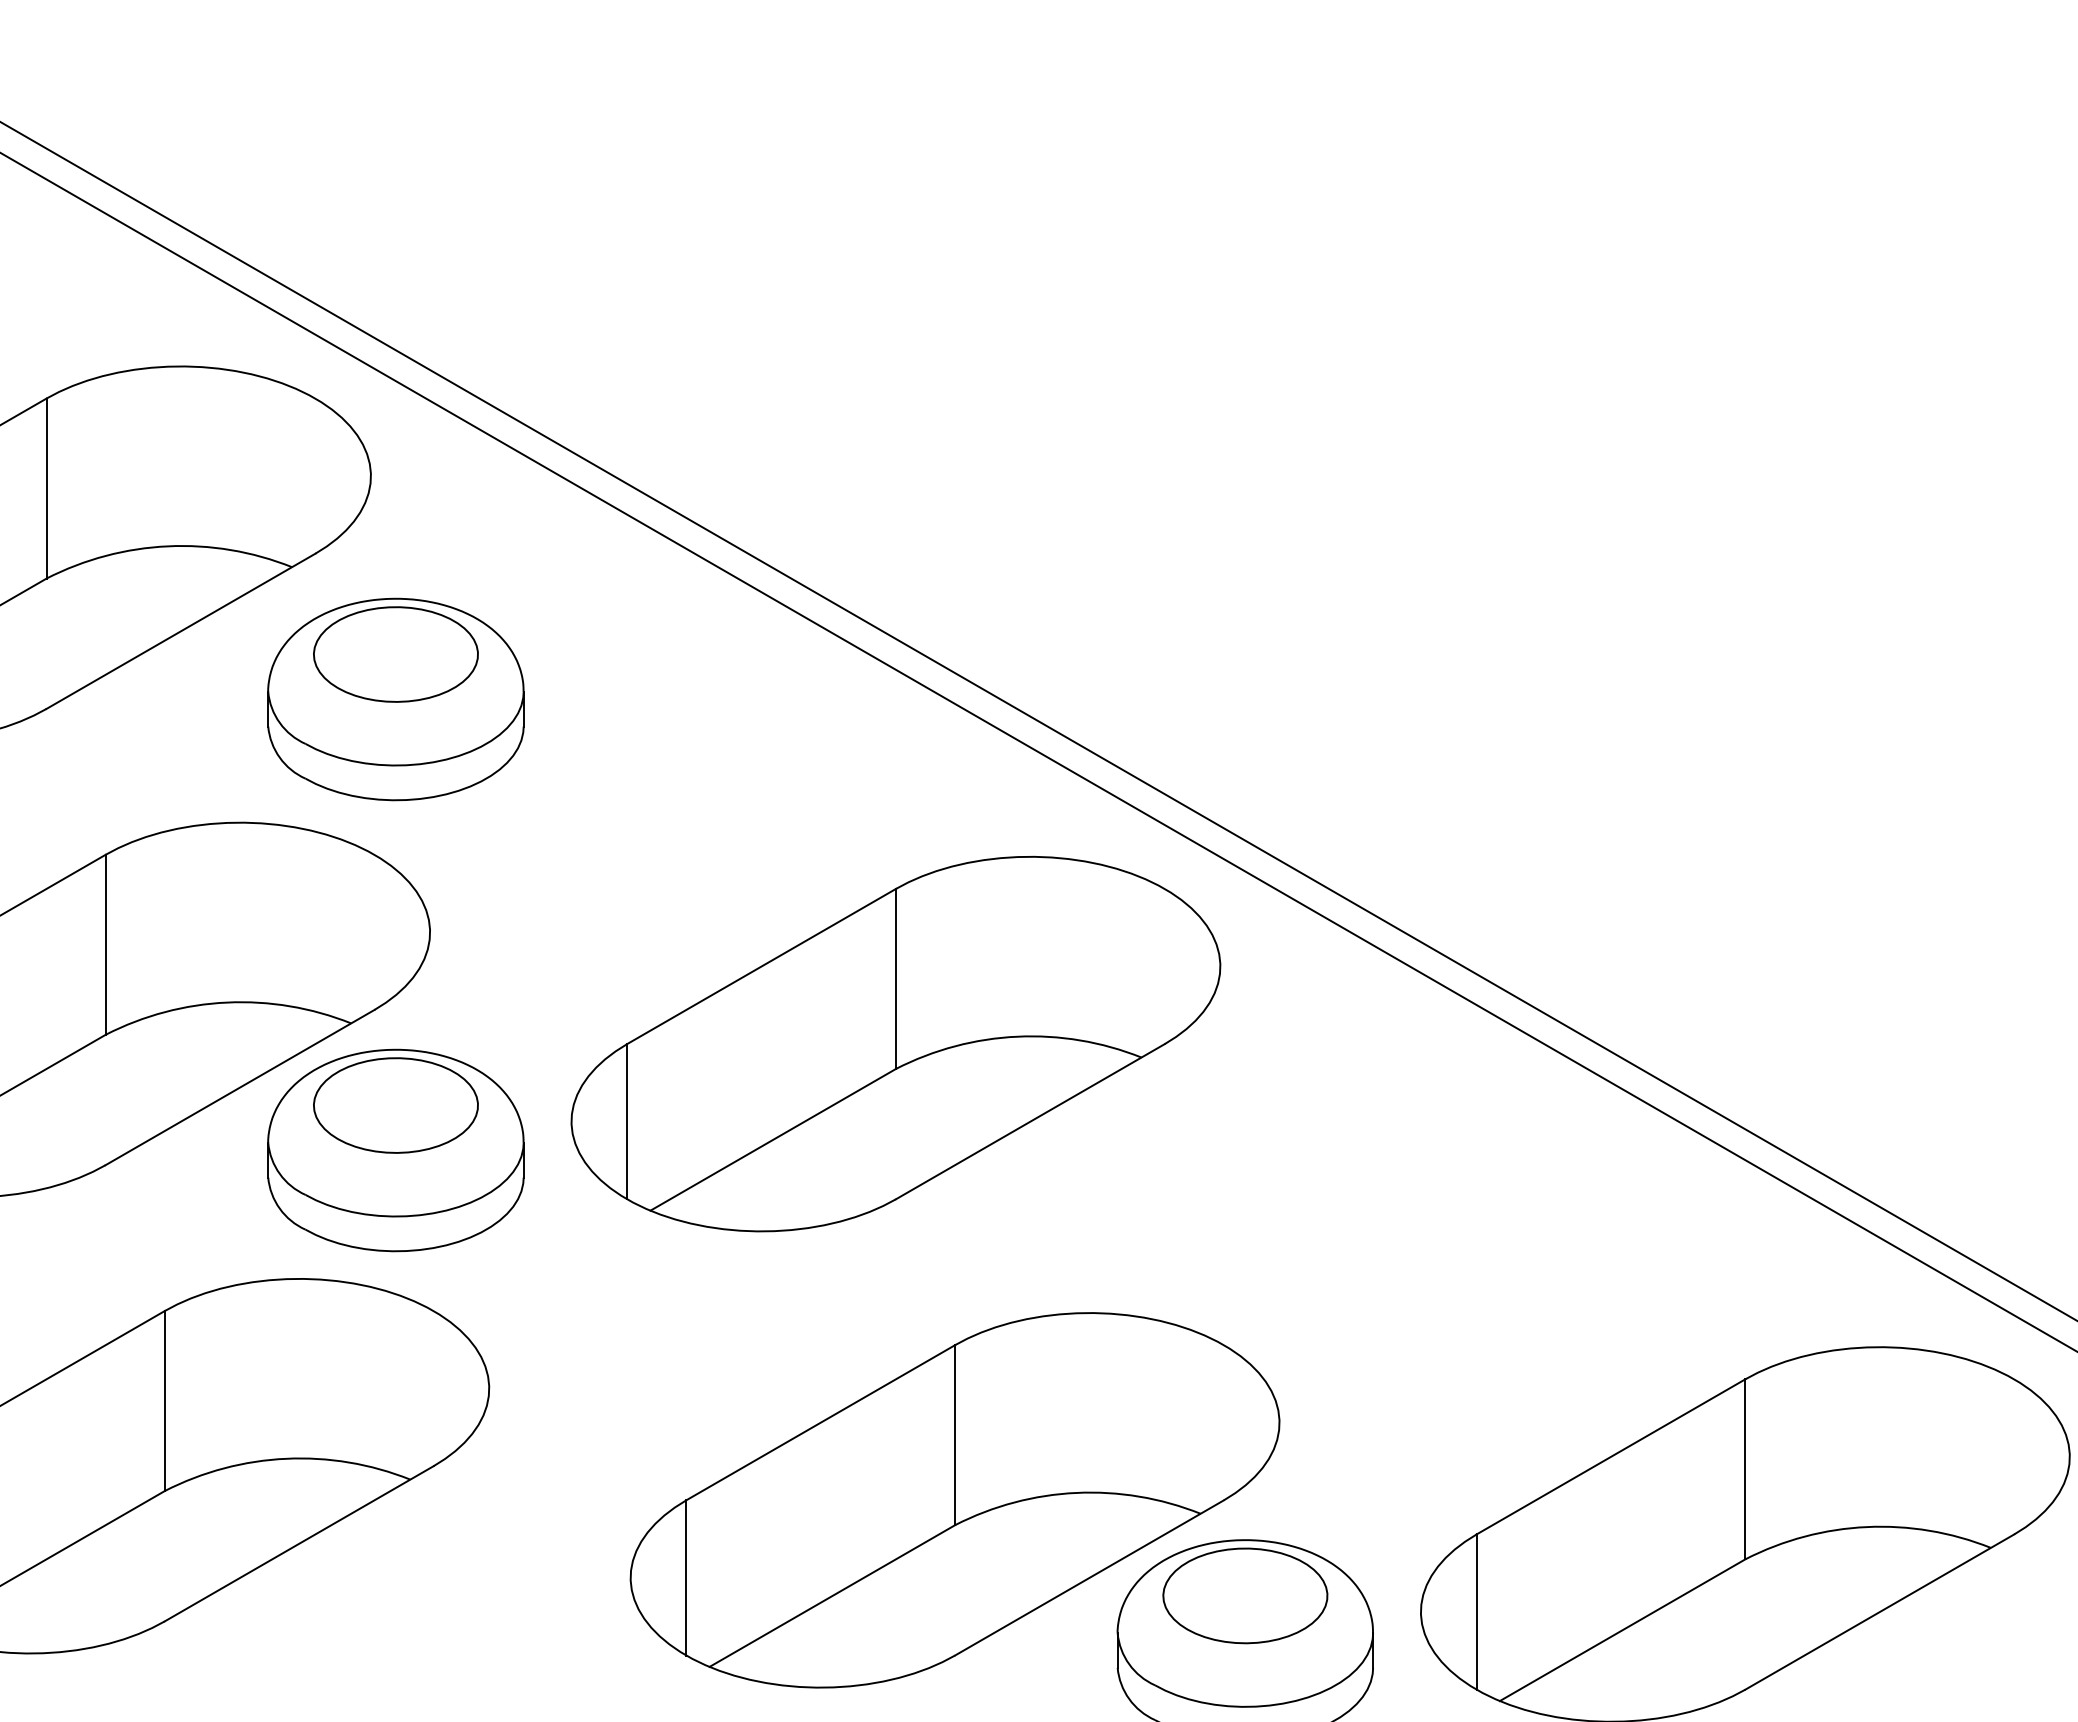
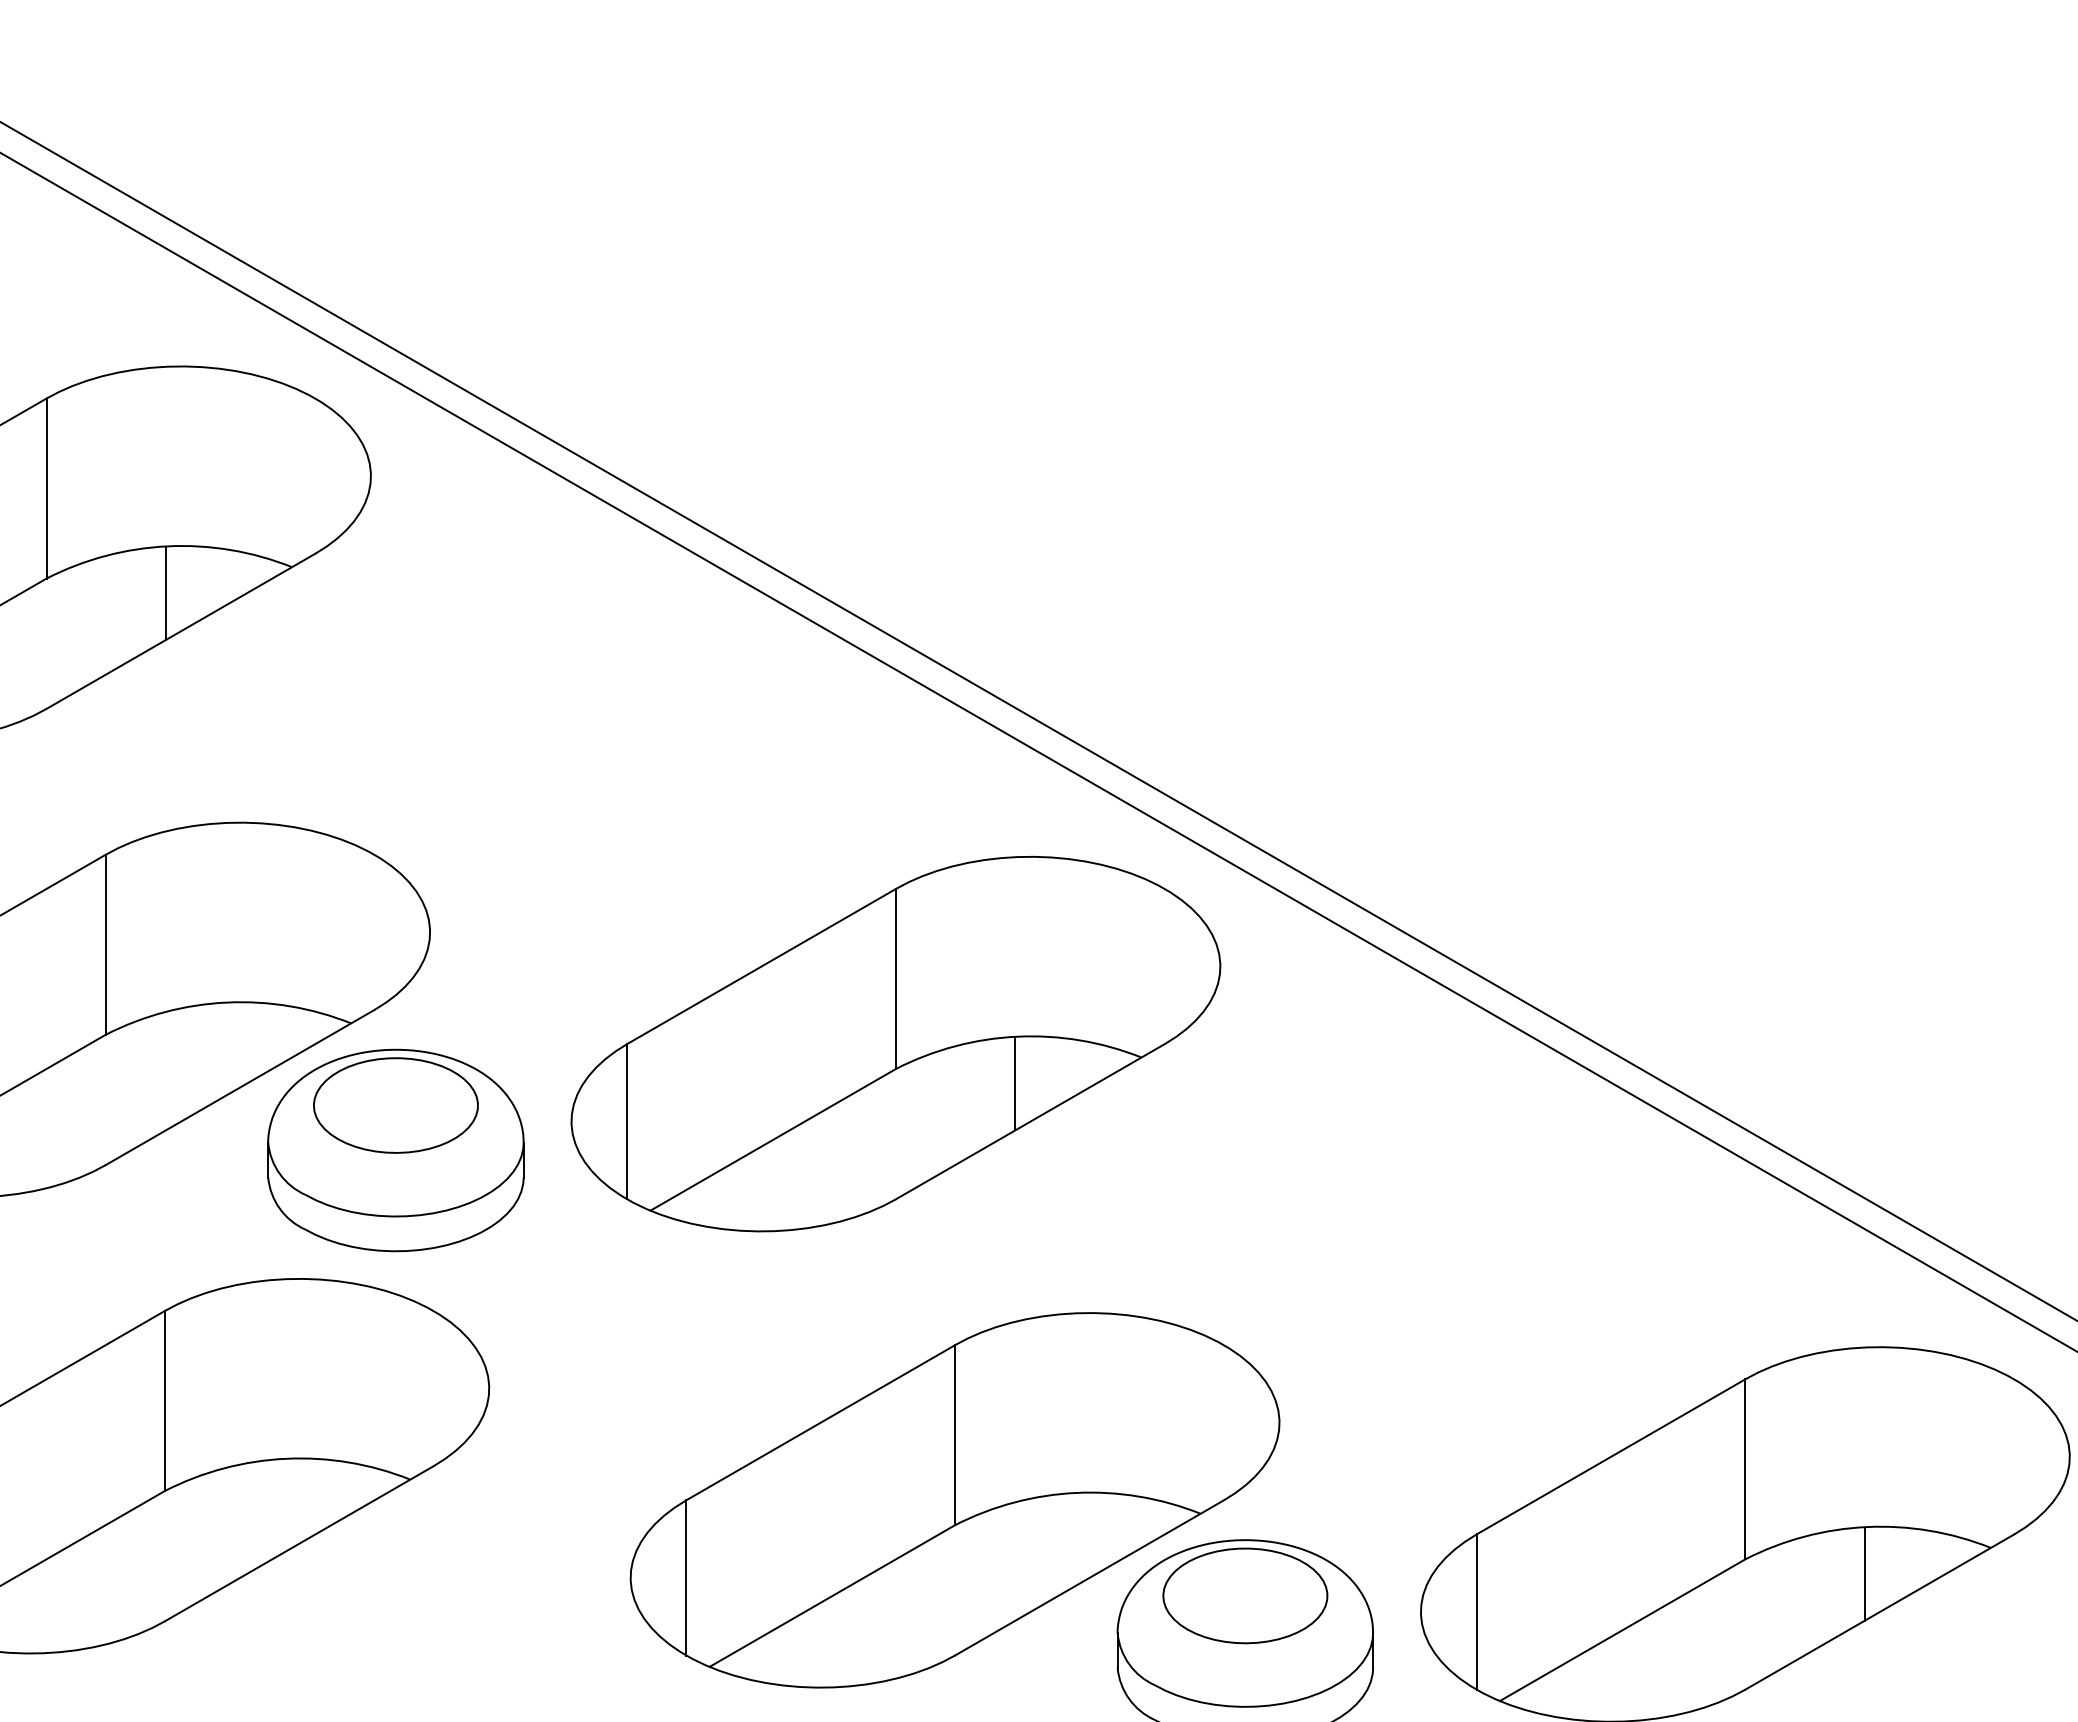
line: none -> present (166, 592)
part: present -> none (395, 699)
line: none -> present (1015, 1083)
line: none -> present (1864, 1573)
